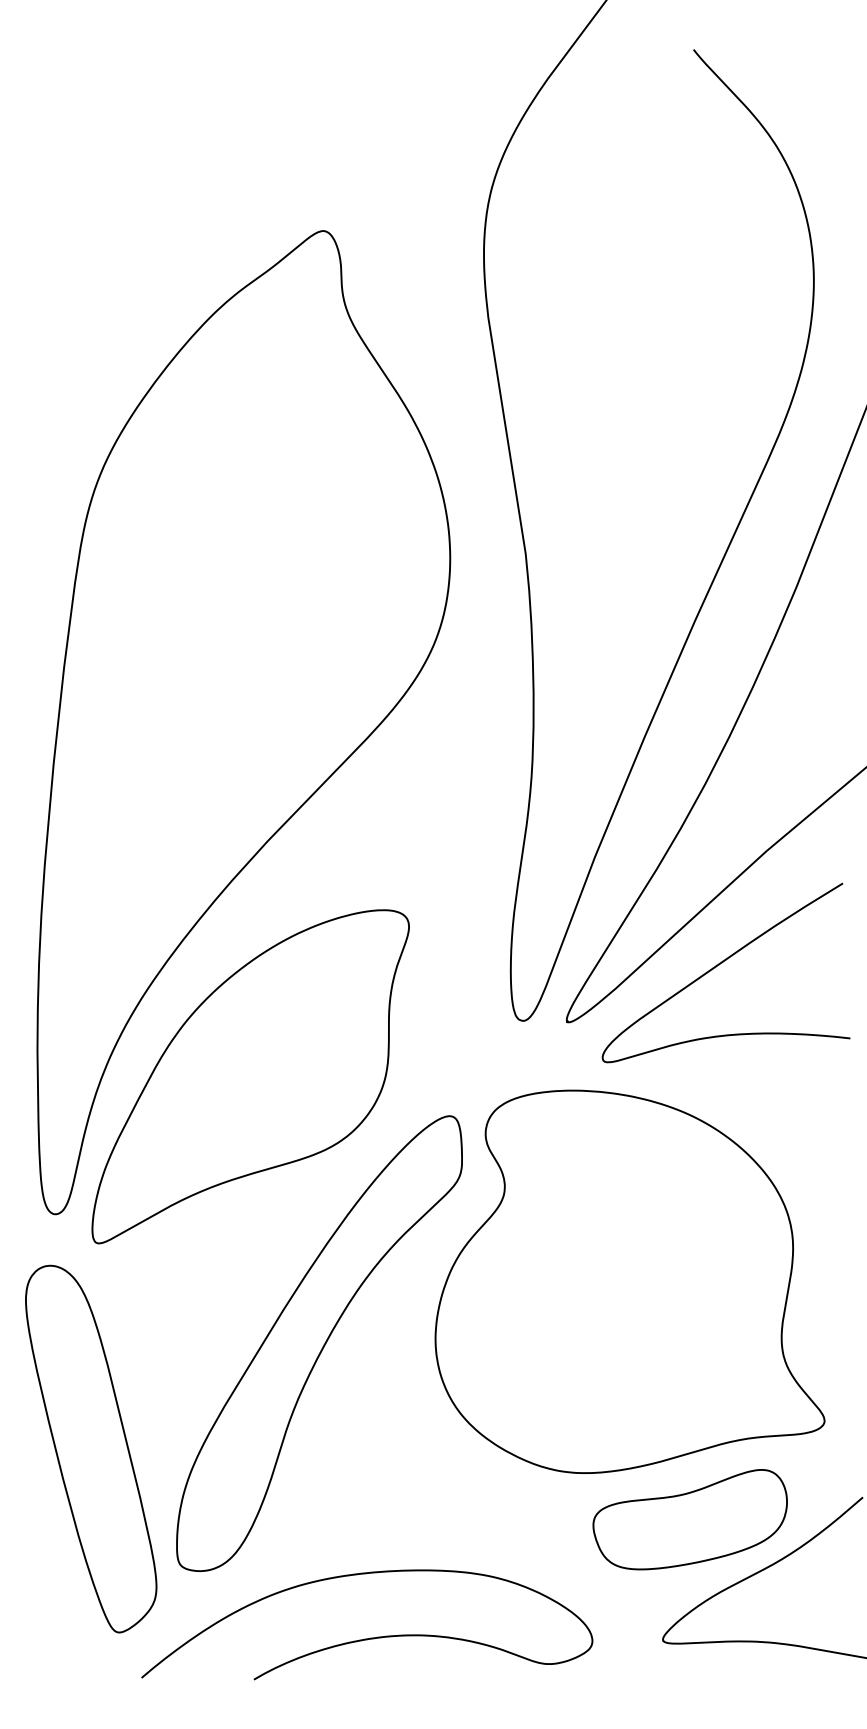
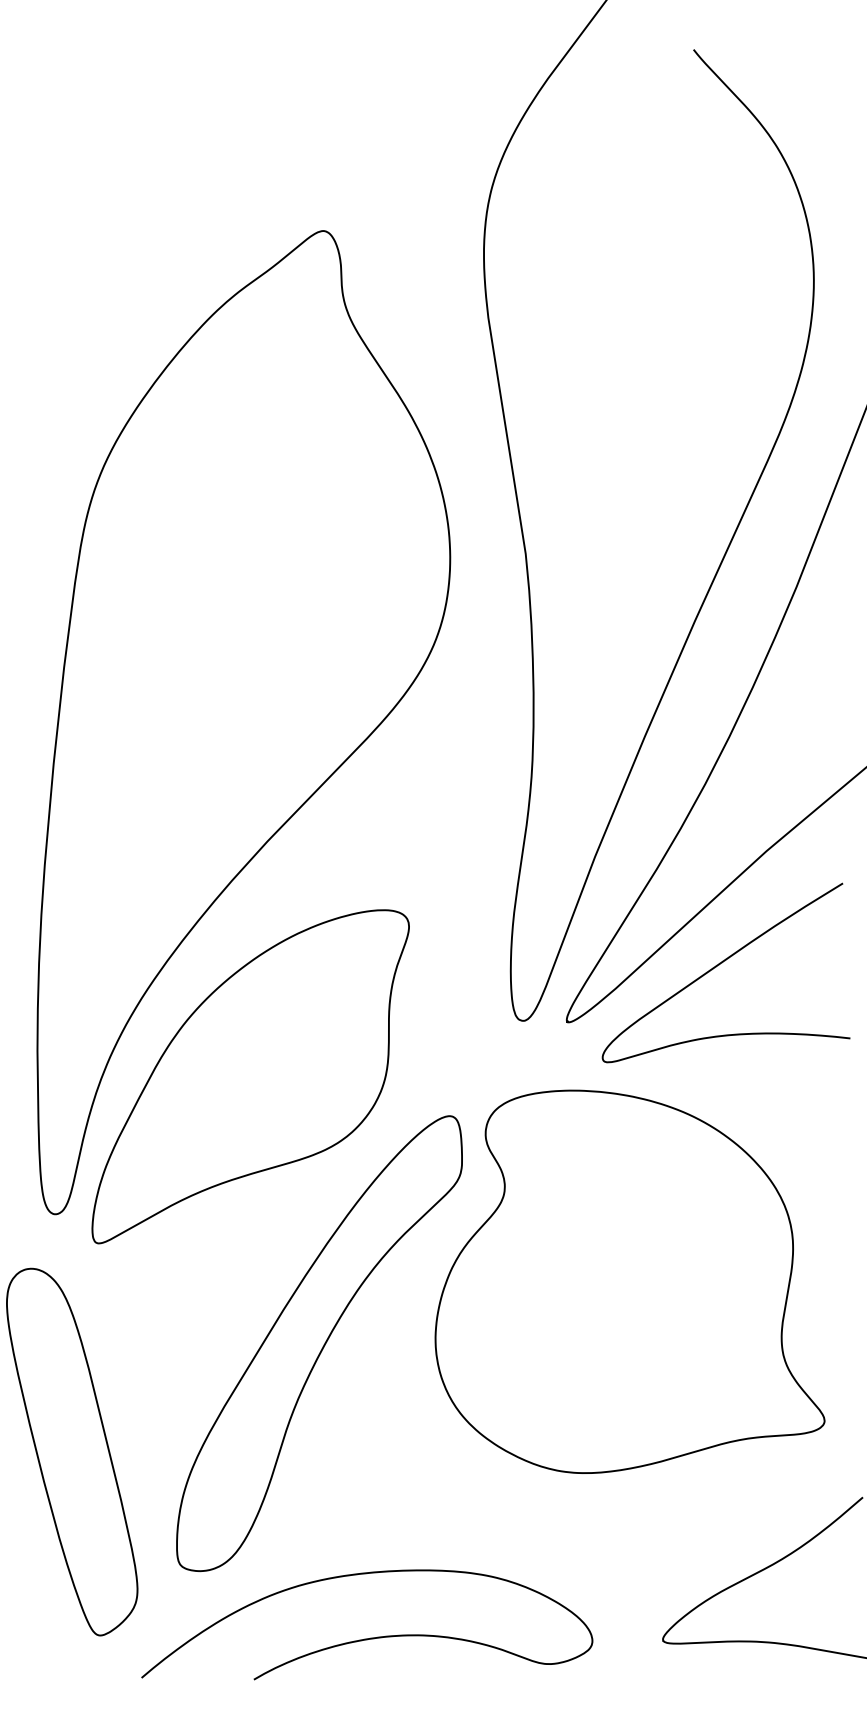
part position: (91, 1448) -> (72, 1451) (72, 1451)
part: present -> none (689, 1519)
